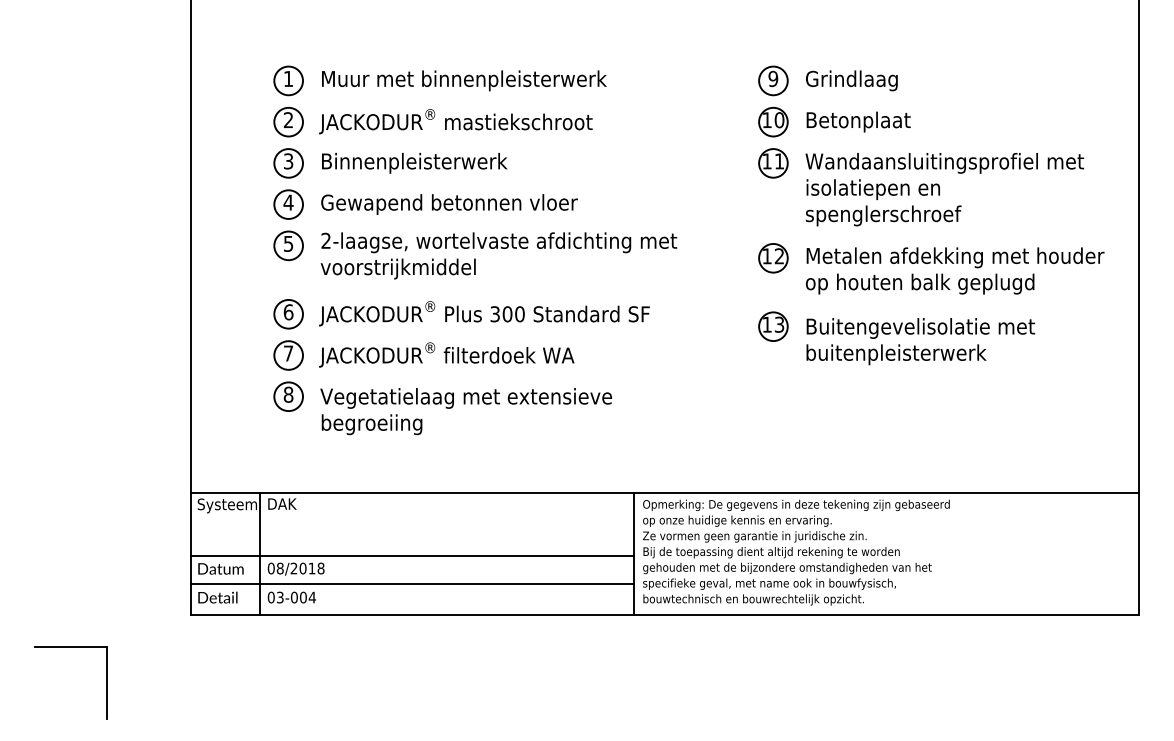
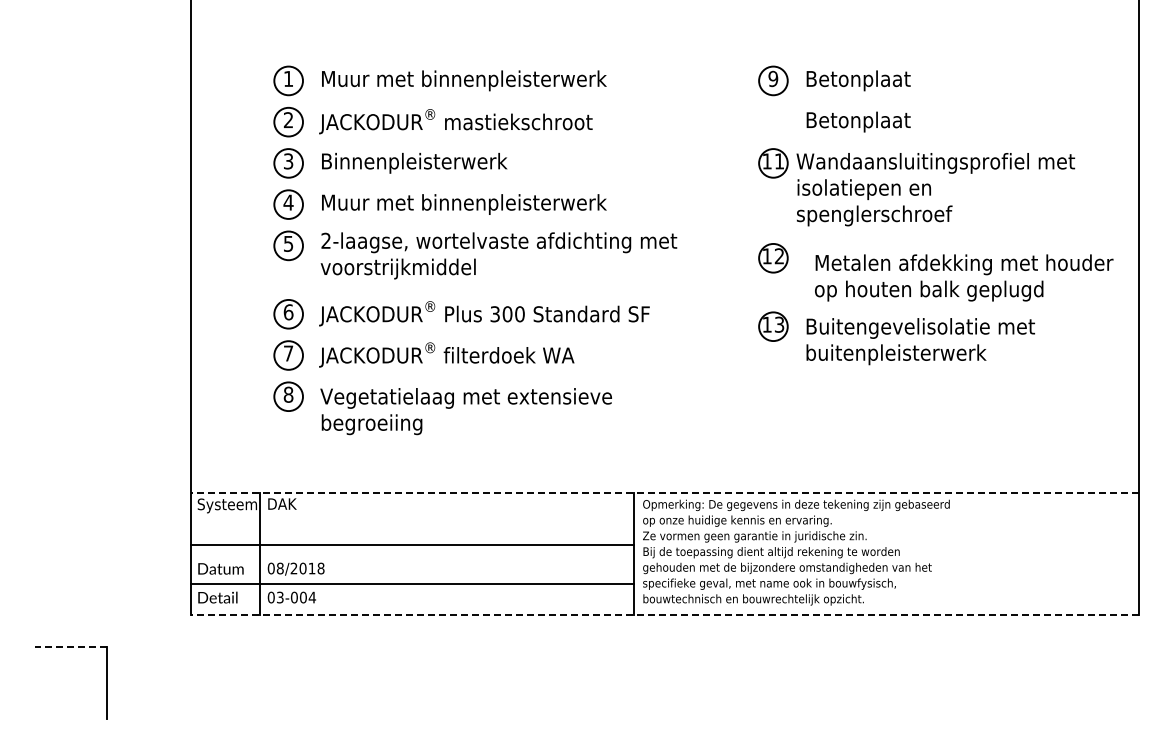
text: Grindlaag -> Betonplaat (858, 80)
part: present -> none (773, 121)
text position: (944, 189) -> (935, 189) (935, 189)
text: Gewapend betonnen vloer -> Muur met binnenpleisterwerk (463, 204)
text position: (955, 270) -> (964, 277) (964, 277)
line: solid -> dashed (664, 492)
line position: (411, 556) -> (411, 545) (411, 545)
line: solid -> dashed (664, 614)
line: solid -> dashed (71, 646)
